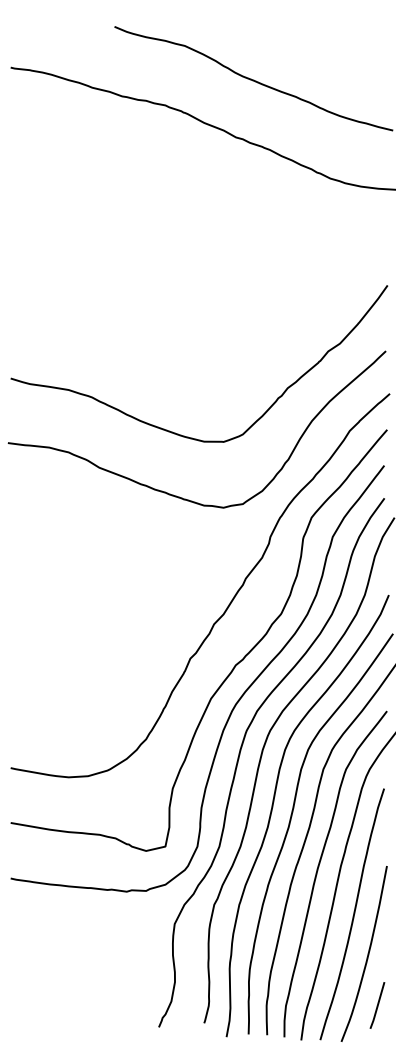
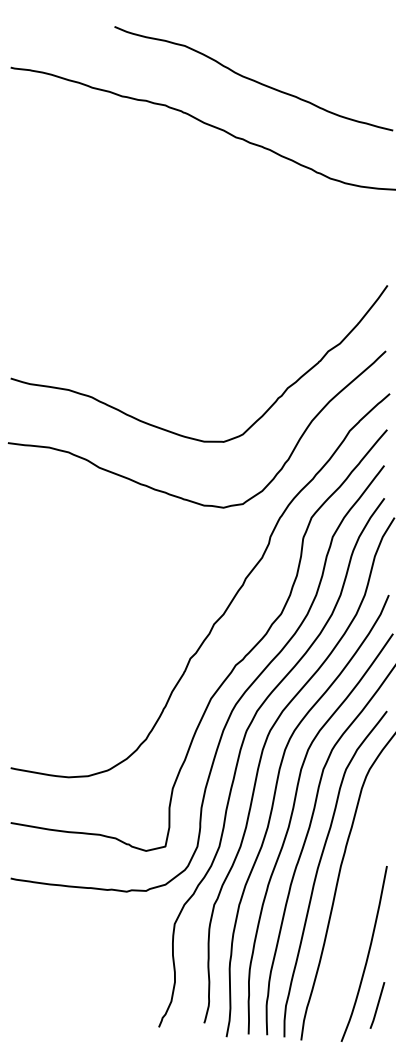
curve: present -> none (353, 914)
